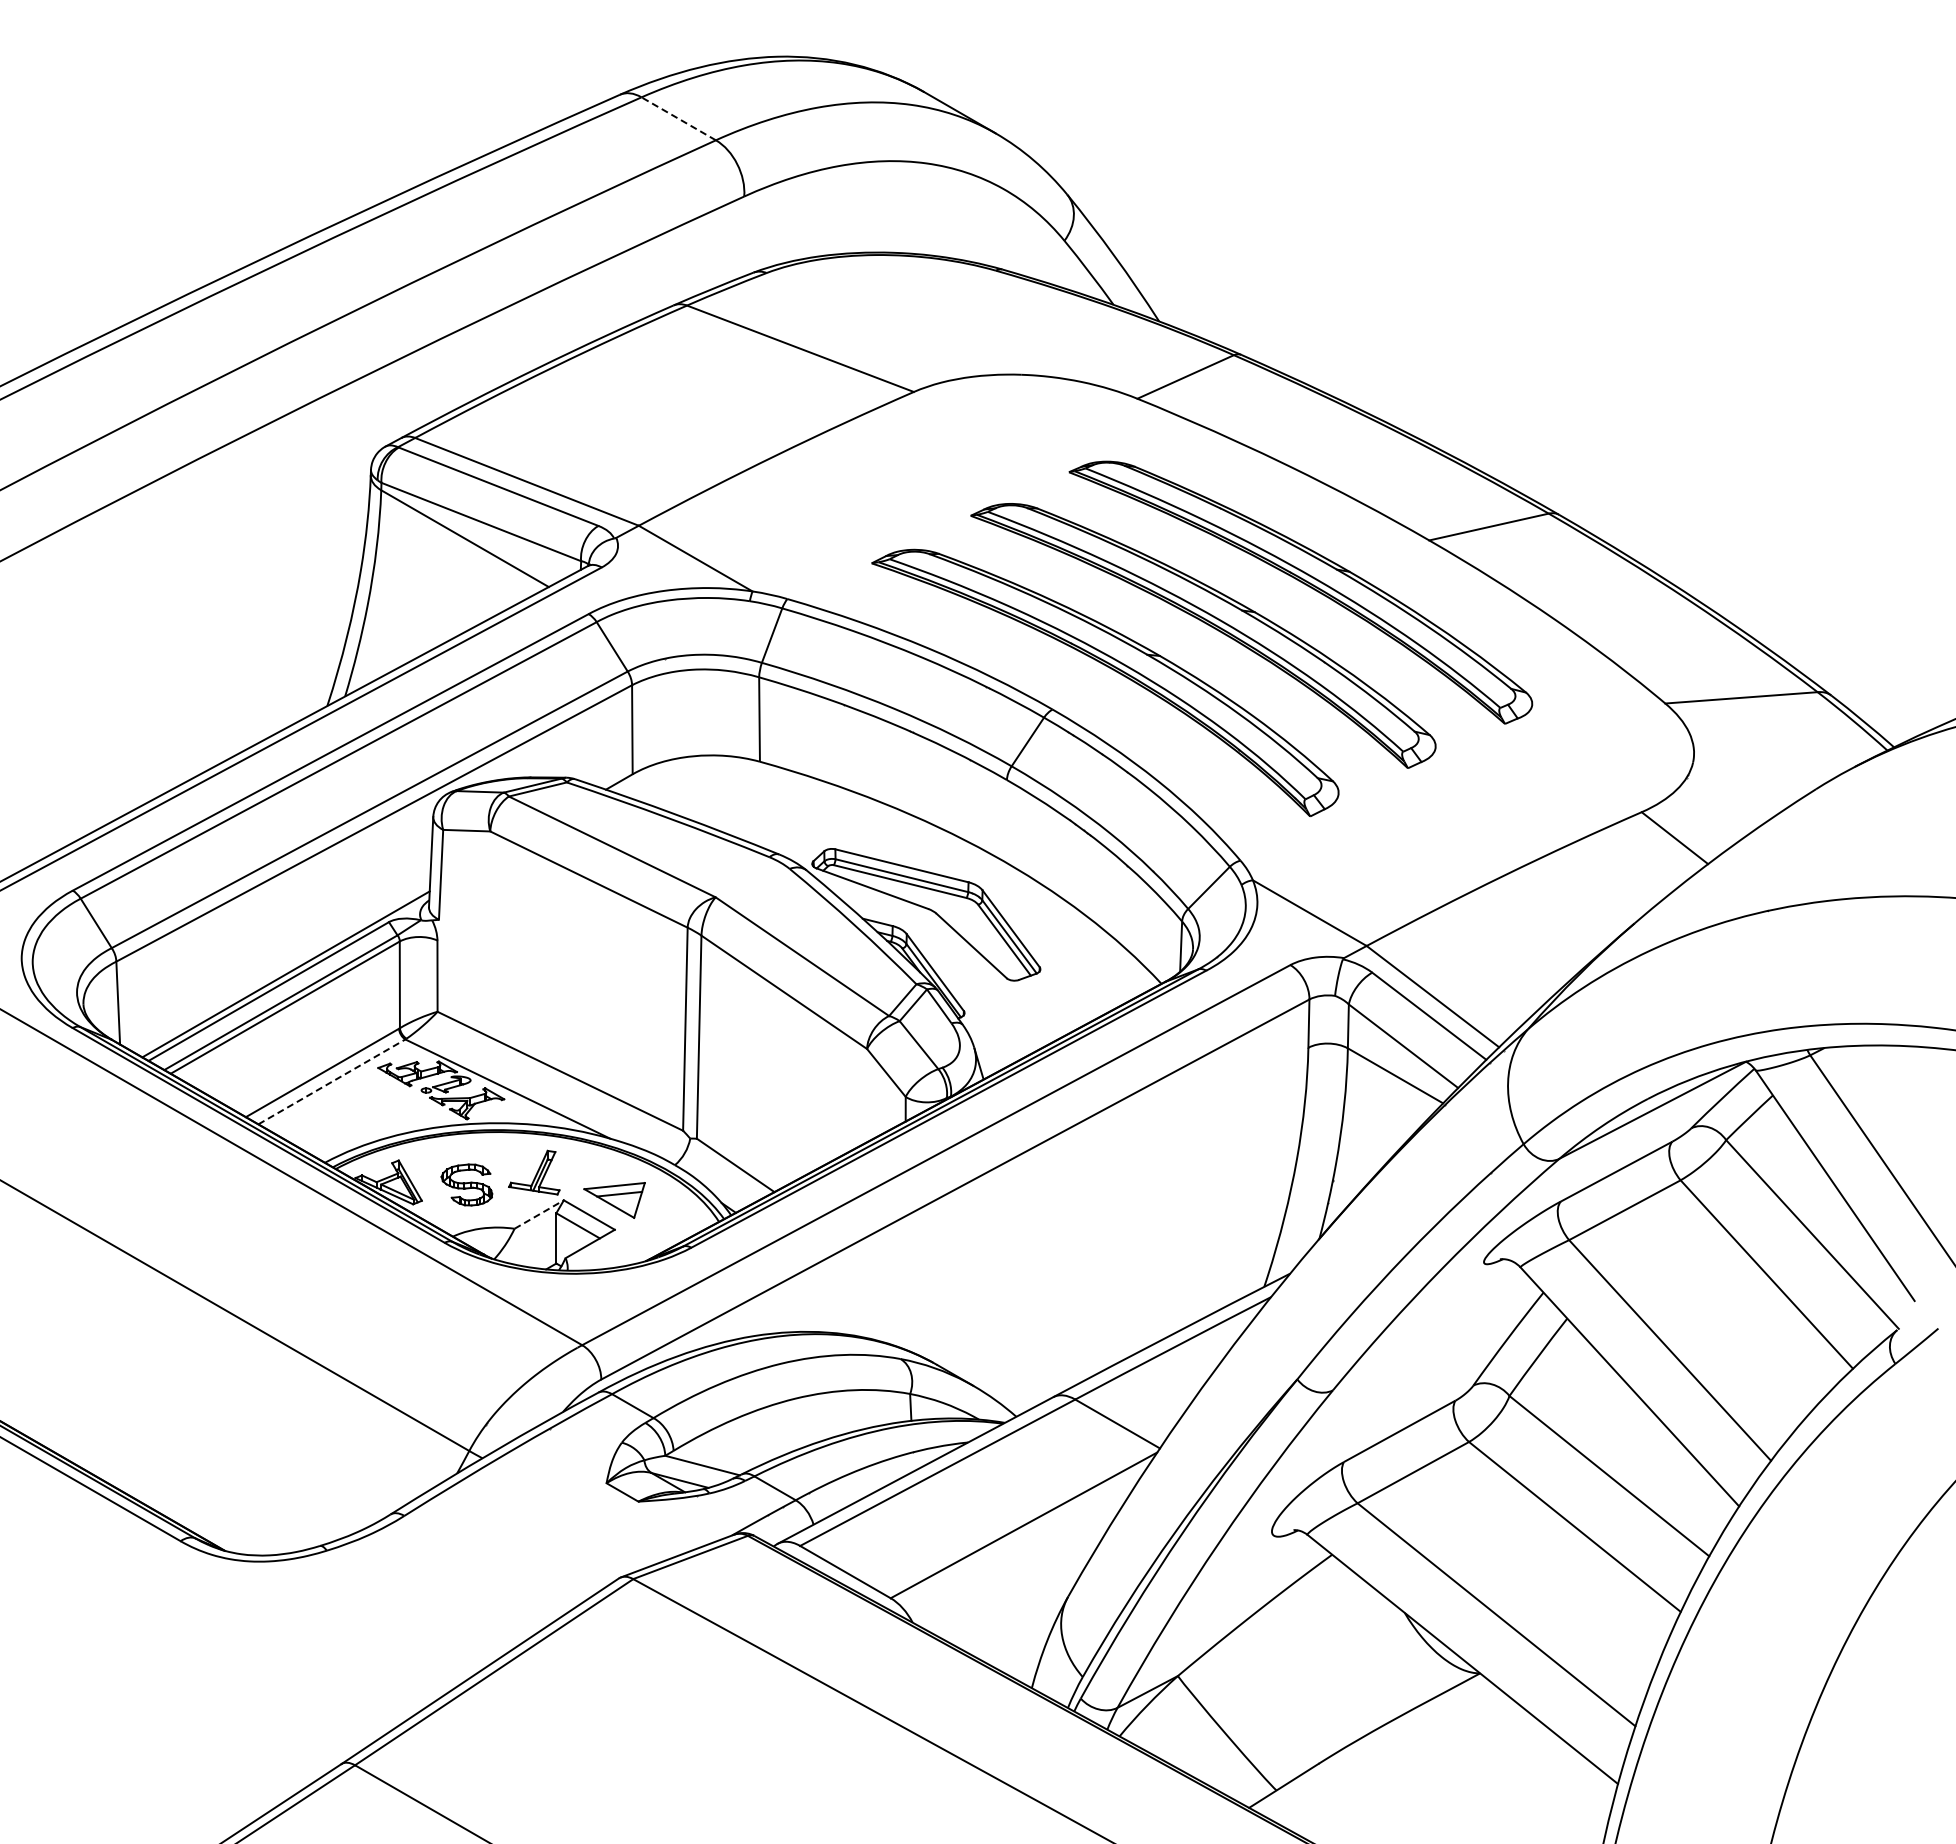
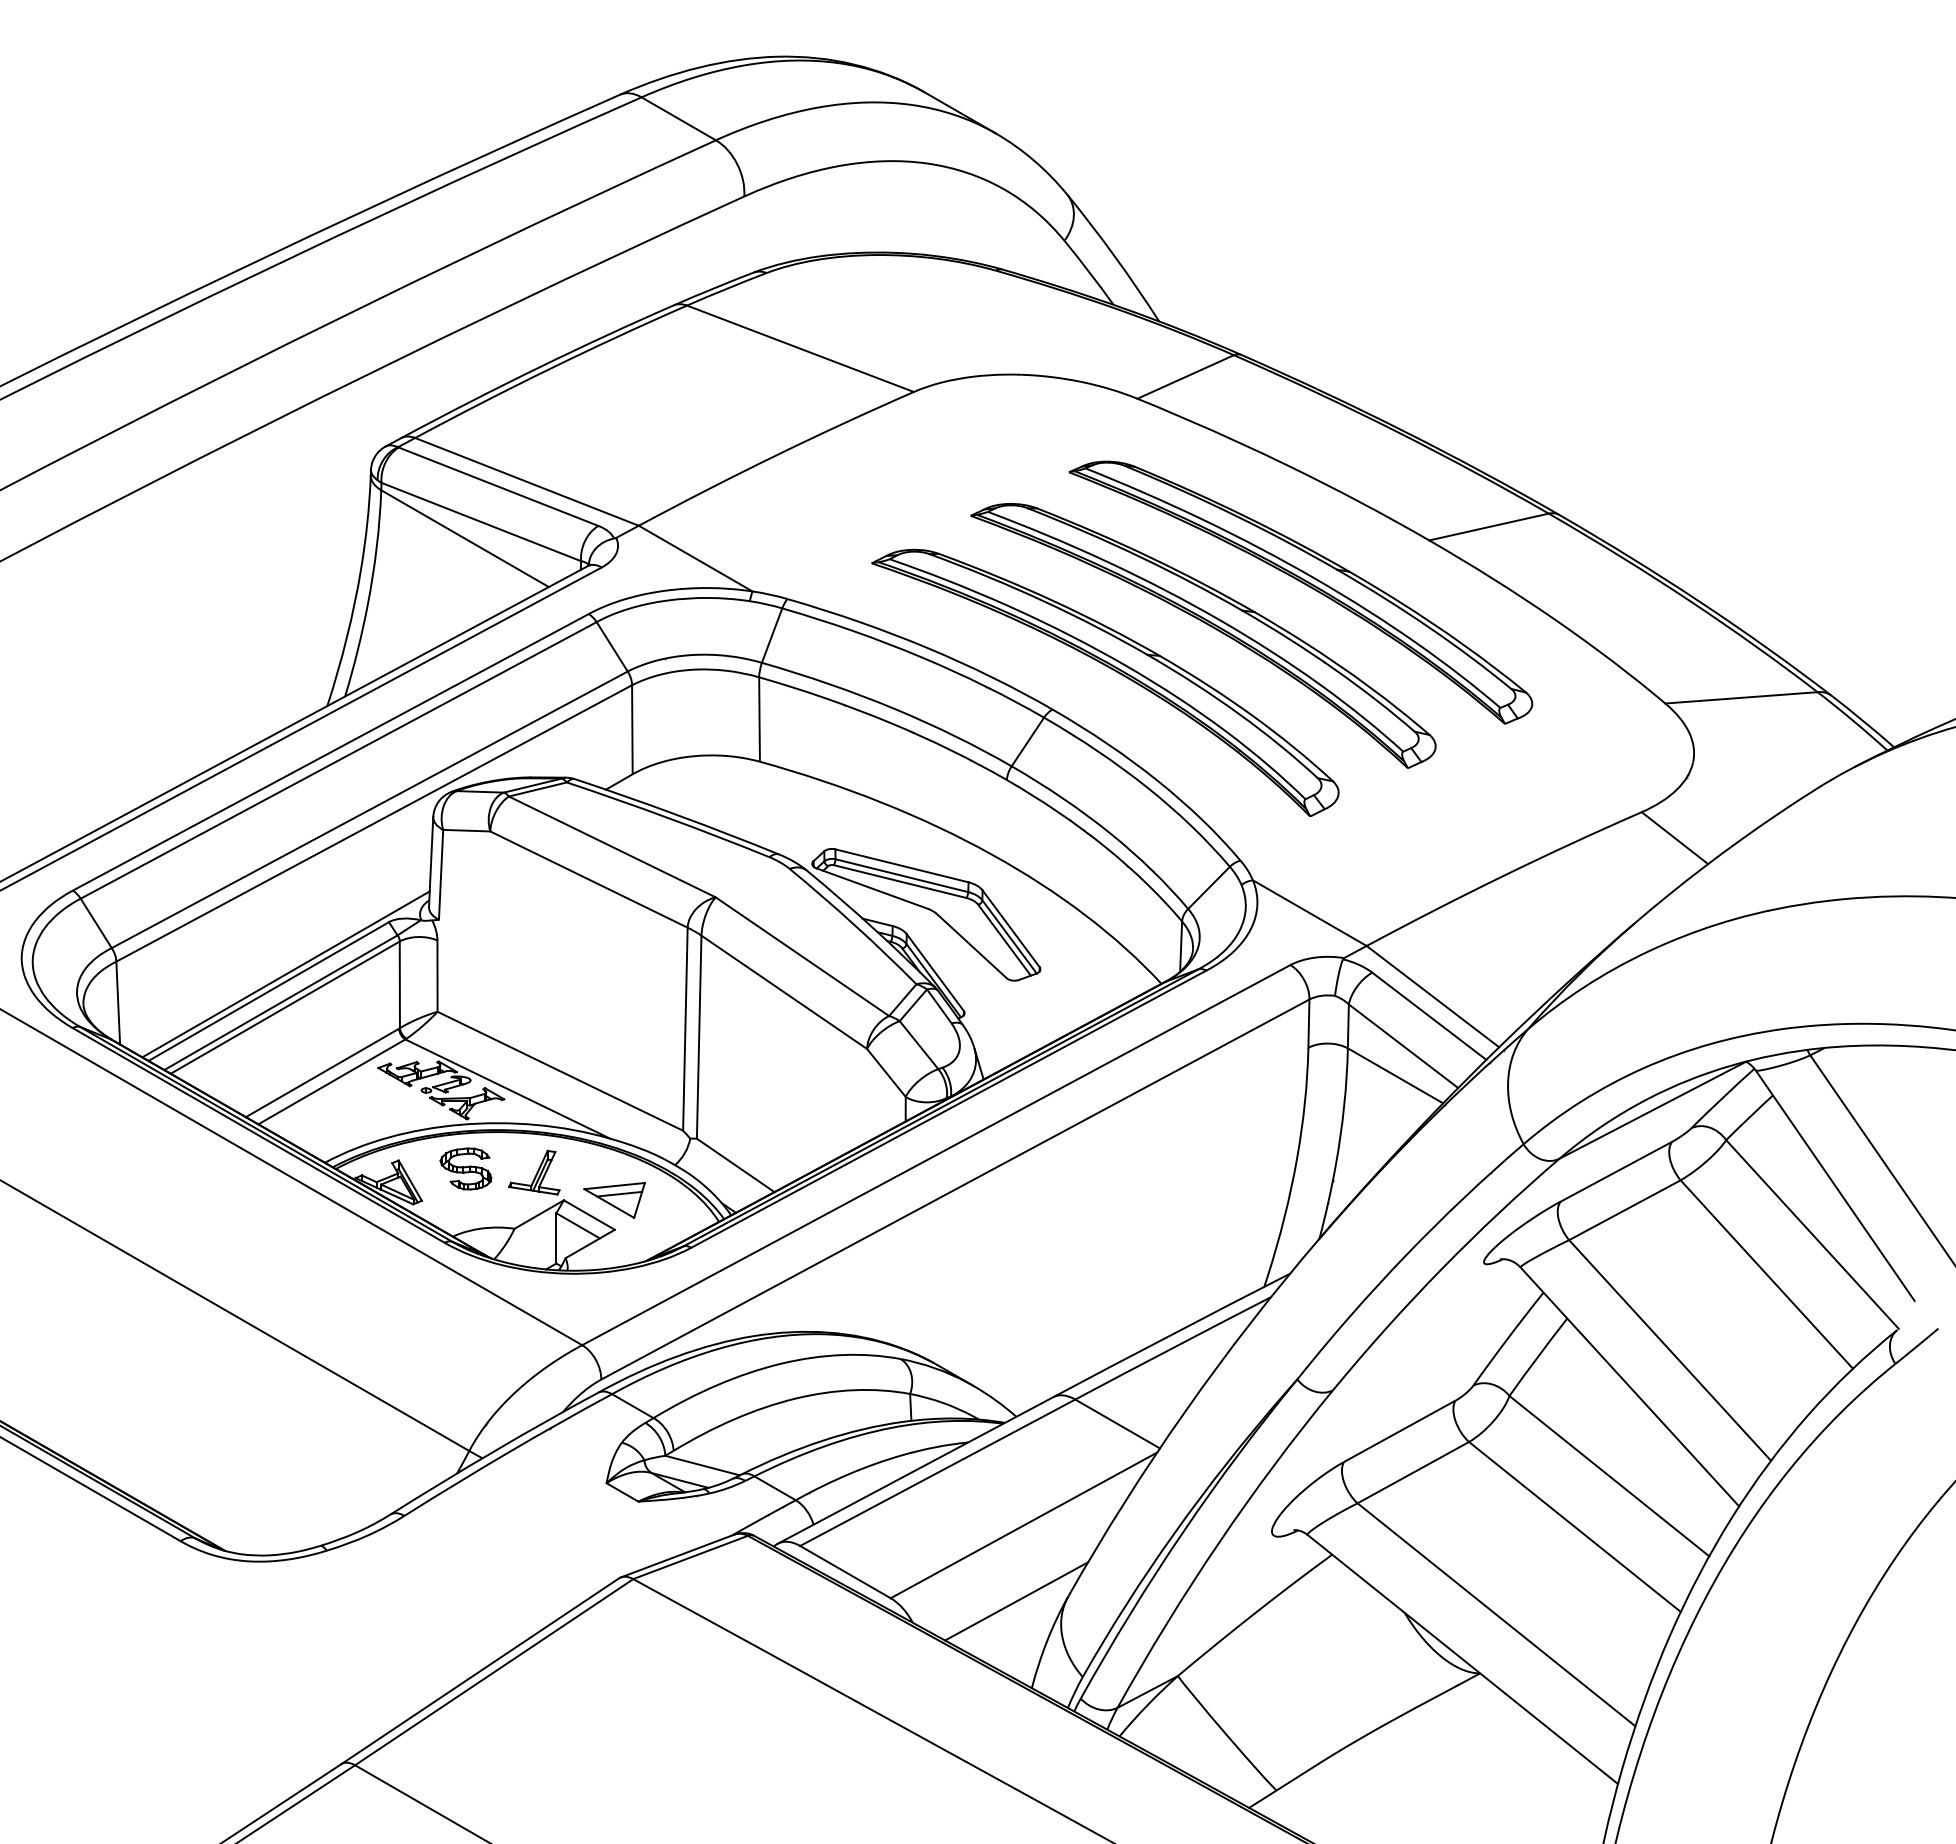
line: dashed -> solid (678, 118)
line: dashed -> solid (331, 1081)
part position: (466, 1184) -> (465, 1168) (465, 1168)
line: dashed -> solid (539, 1214)
line: none -> present (1016, 1601)
